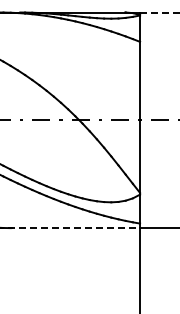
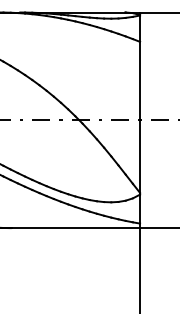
line: dashed -> solid (160, 12)
line: dashed -> solid (70, 228)
